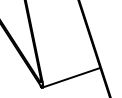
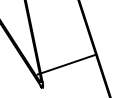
line position: (71, 77) -> (66, 64) (66, 64)
